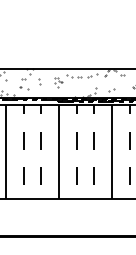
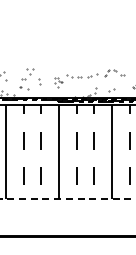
line: present -> none (67, 68)
line: solid -> dashed (68, 199)
